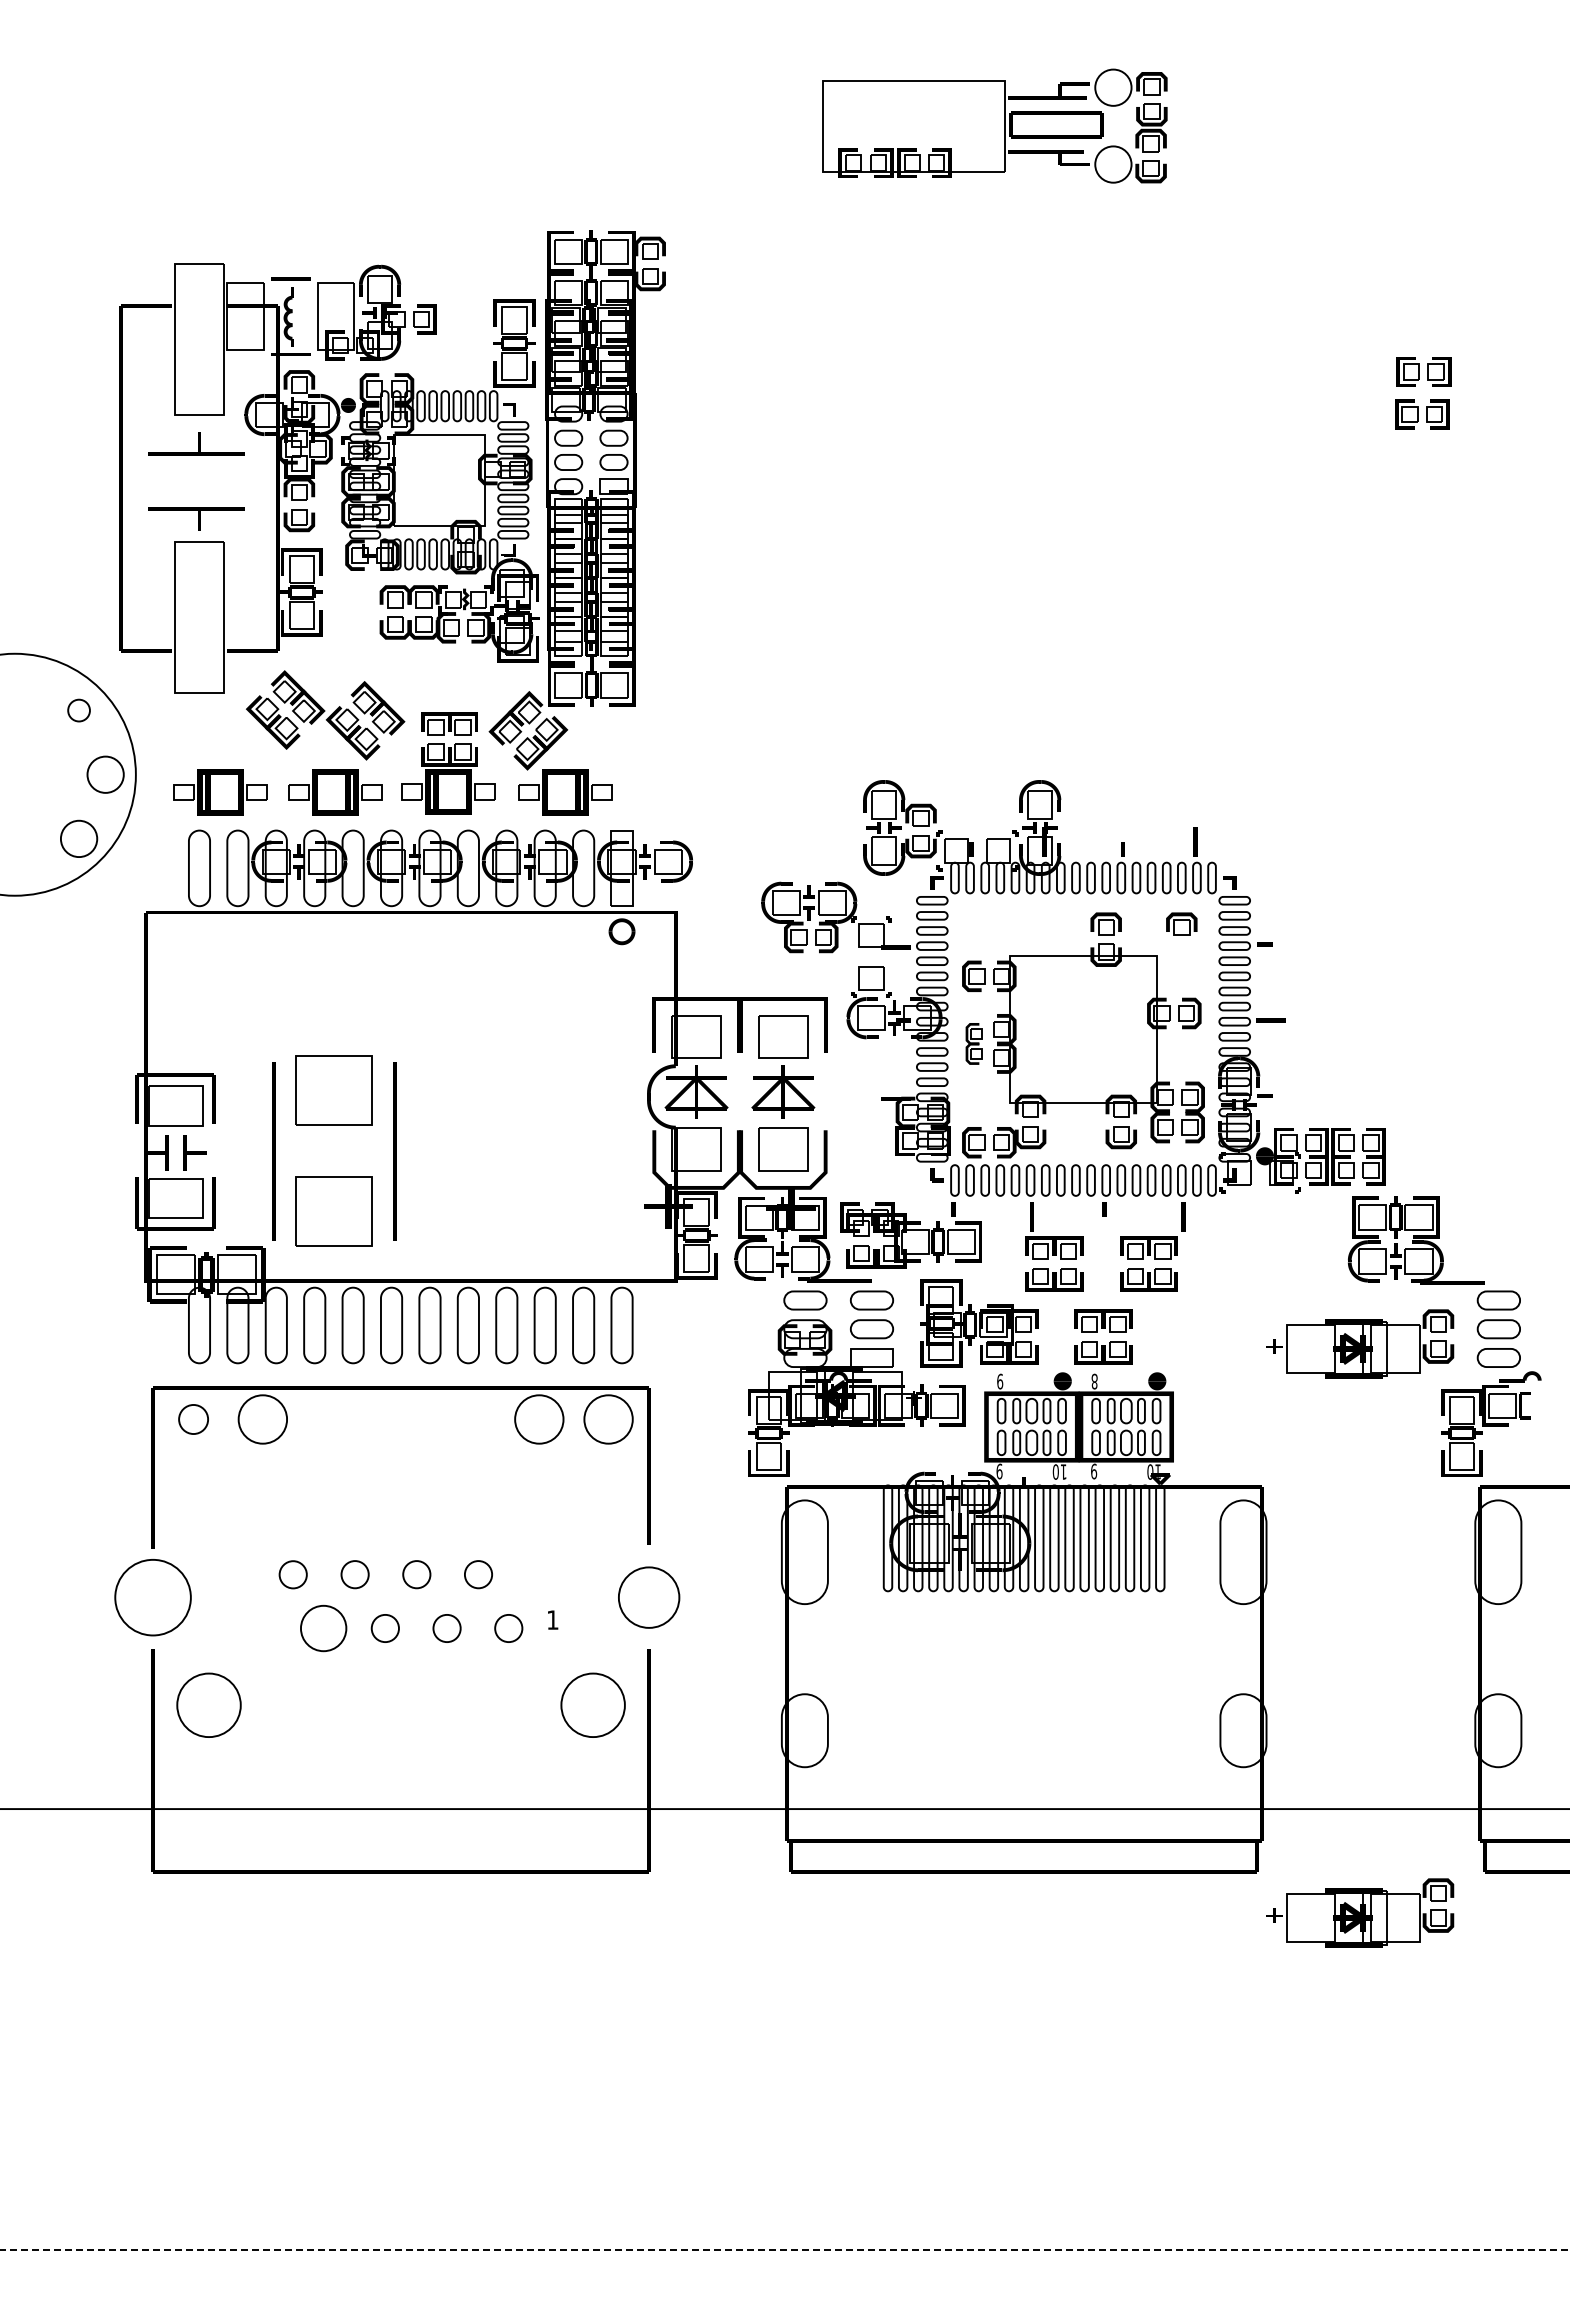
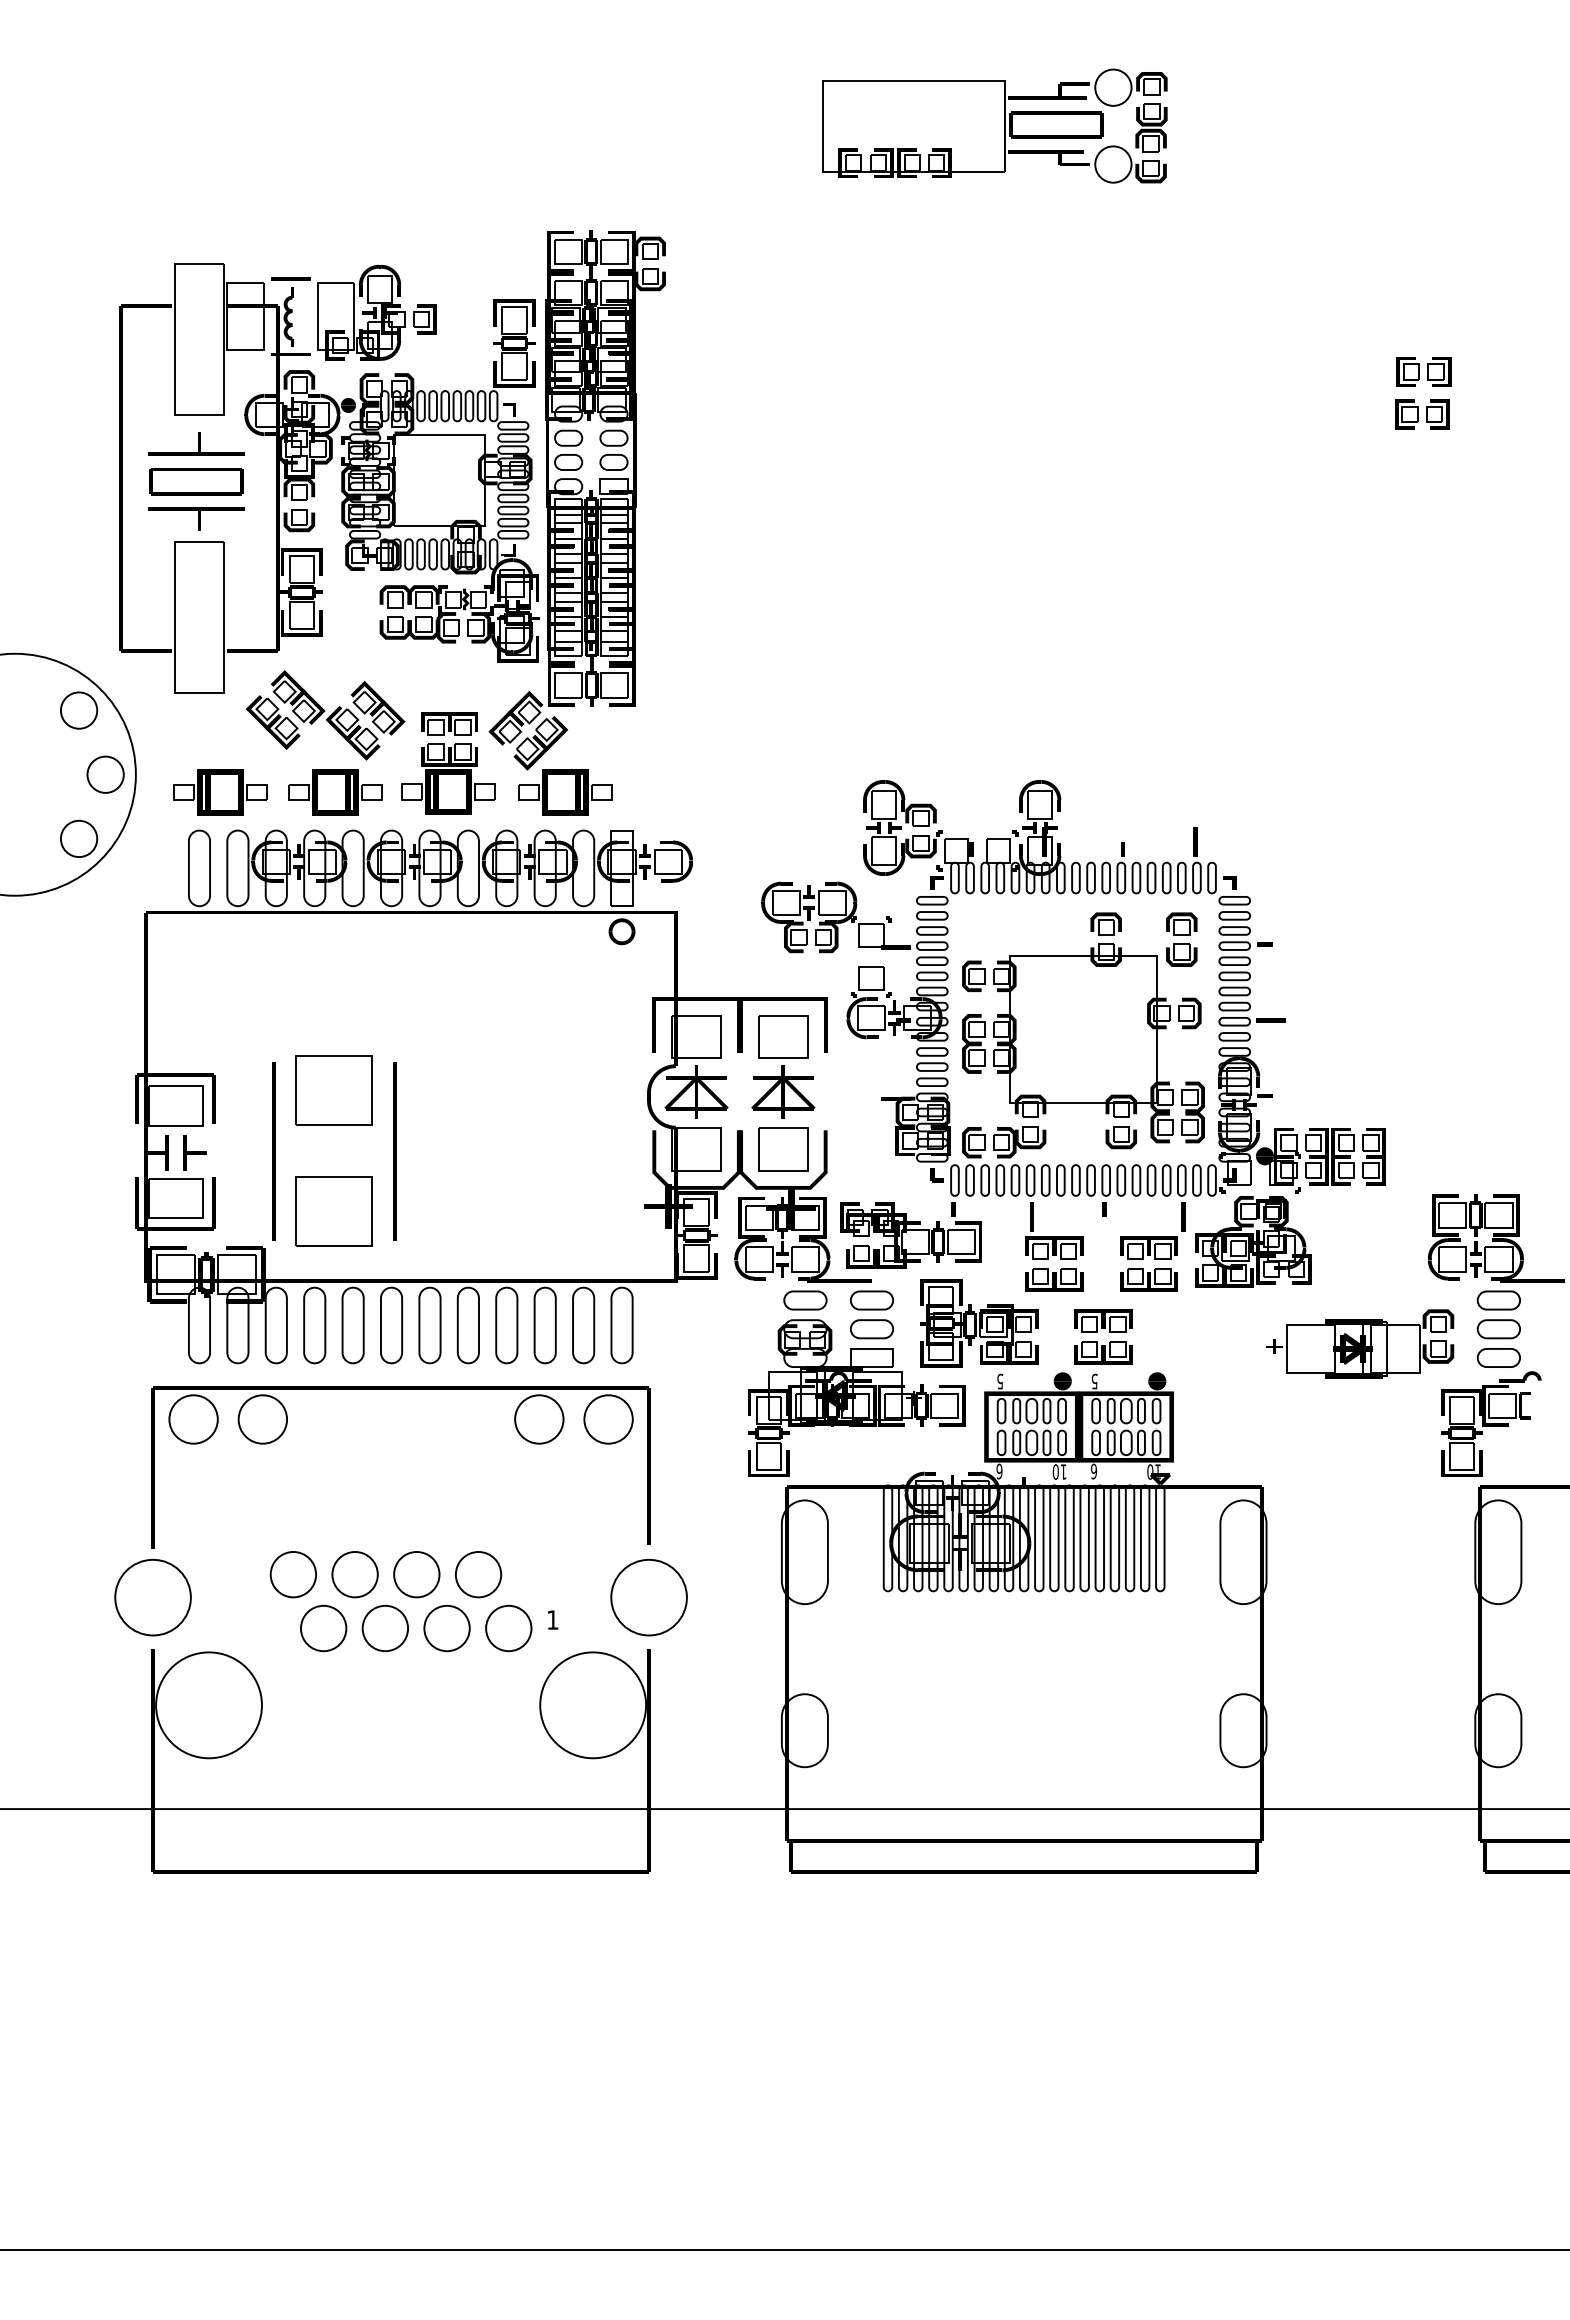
part: none -> present (196, 481)
circle diameter: 22 px -> 36 px (78, 710)
part: none -> present (1181, 954)
part size: 18x42 px -> 24x60 px (973, 1043)
part position: (1416, 1240) -> (1496, 1238) (1496, 1238)
part: none -> present (1253, 1241)
text: 9 -> 5 (1000, 1381)
text: 8 -> 5 (1094, 1381)
circle diameter: 29 px -> 48 px (193, 1419)
text: 9 -> 6 (999, 1471)
text: 9 -> 6 (1094, 1471)
circle size: 30x30 px -> 48x48 px (292, 1574)
circle diameter: 27 px -> 45 px (354, 1574)
circle diameter: 27 px -> 45 px (416, 1574)
circle diameter: 27 px -> 45 px (478, 1574)
circle diameter: 60 px -> 76 px (648, 1597)
circle diameter: 27 px -> 45 px (385, 1628)
circle diameter: 27 px -> 45 px (446, 1628)
circle diameter: 27 px -> 45 px (508, 1628)
circle diameter: 64 px -> 106 px (208, 1705)
circle diameter: 64 px -> 106 px (593, 1705)
part: present -> none (1360, 1912)
line: dashed -> solid (784, 2250)
